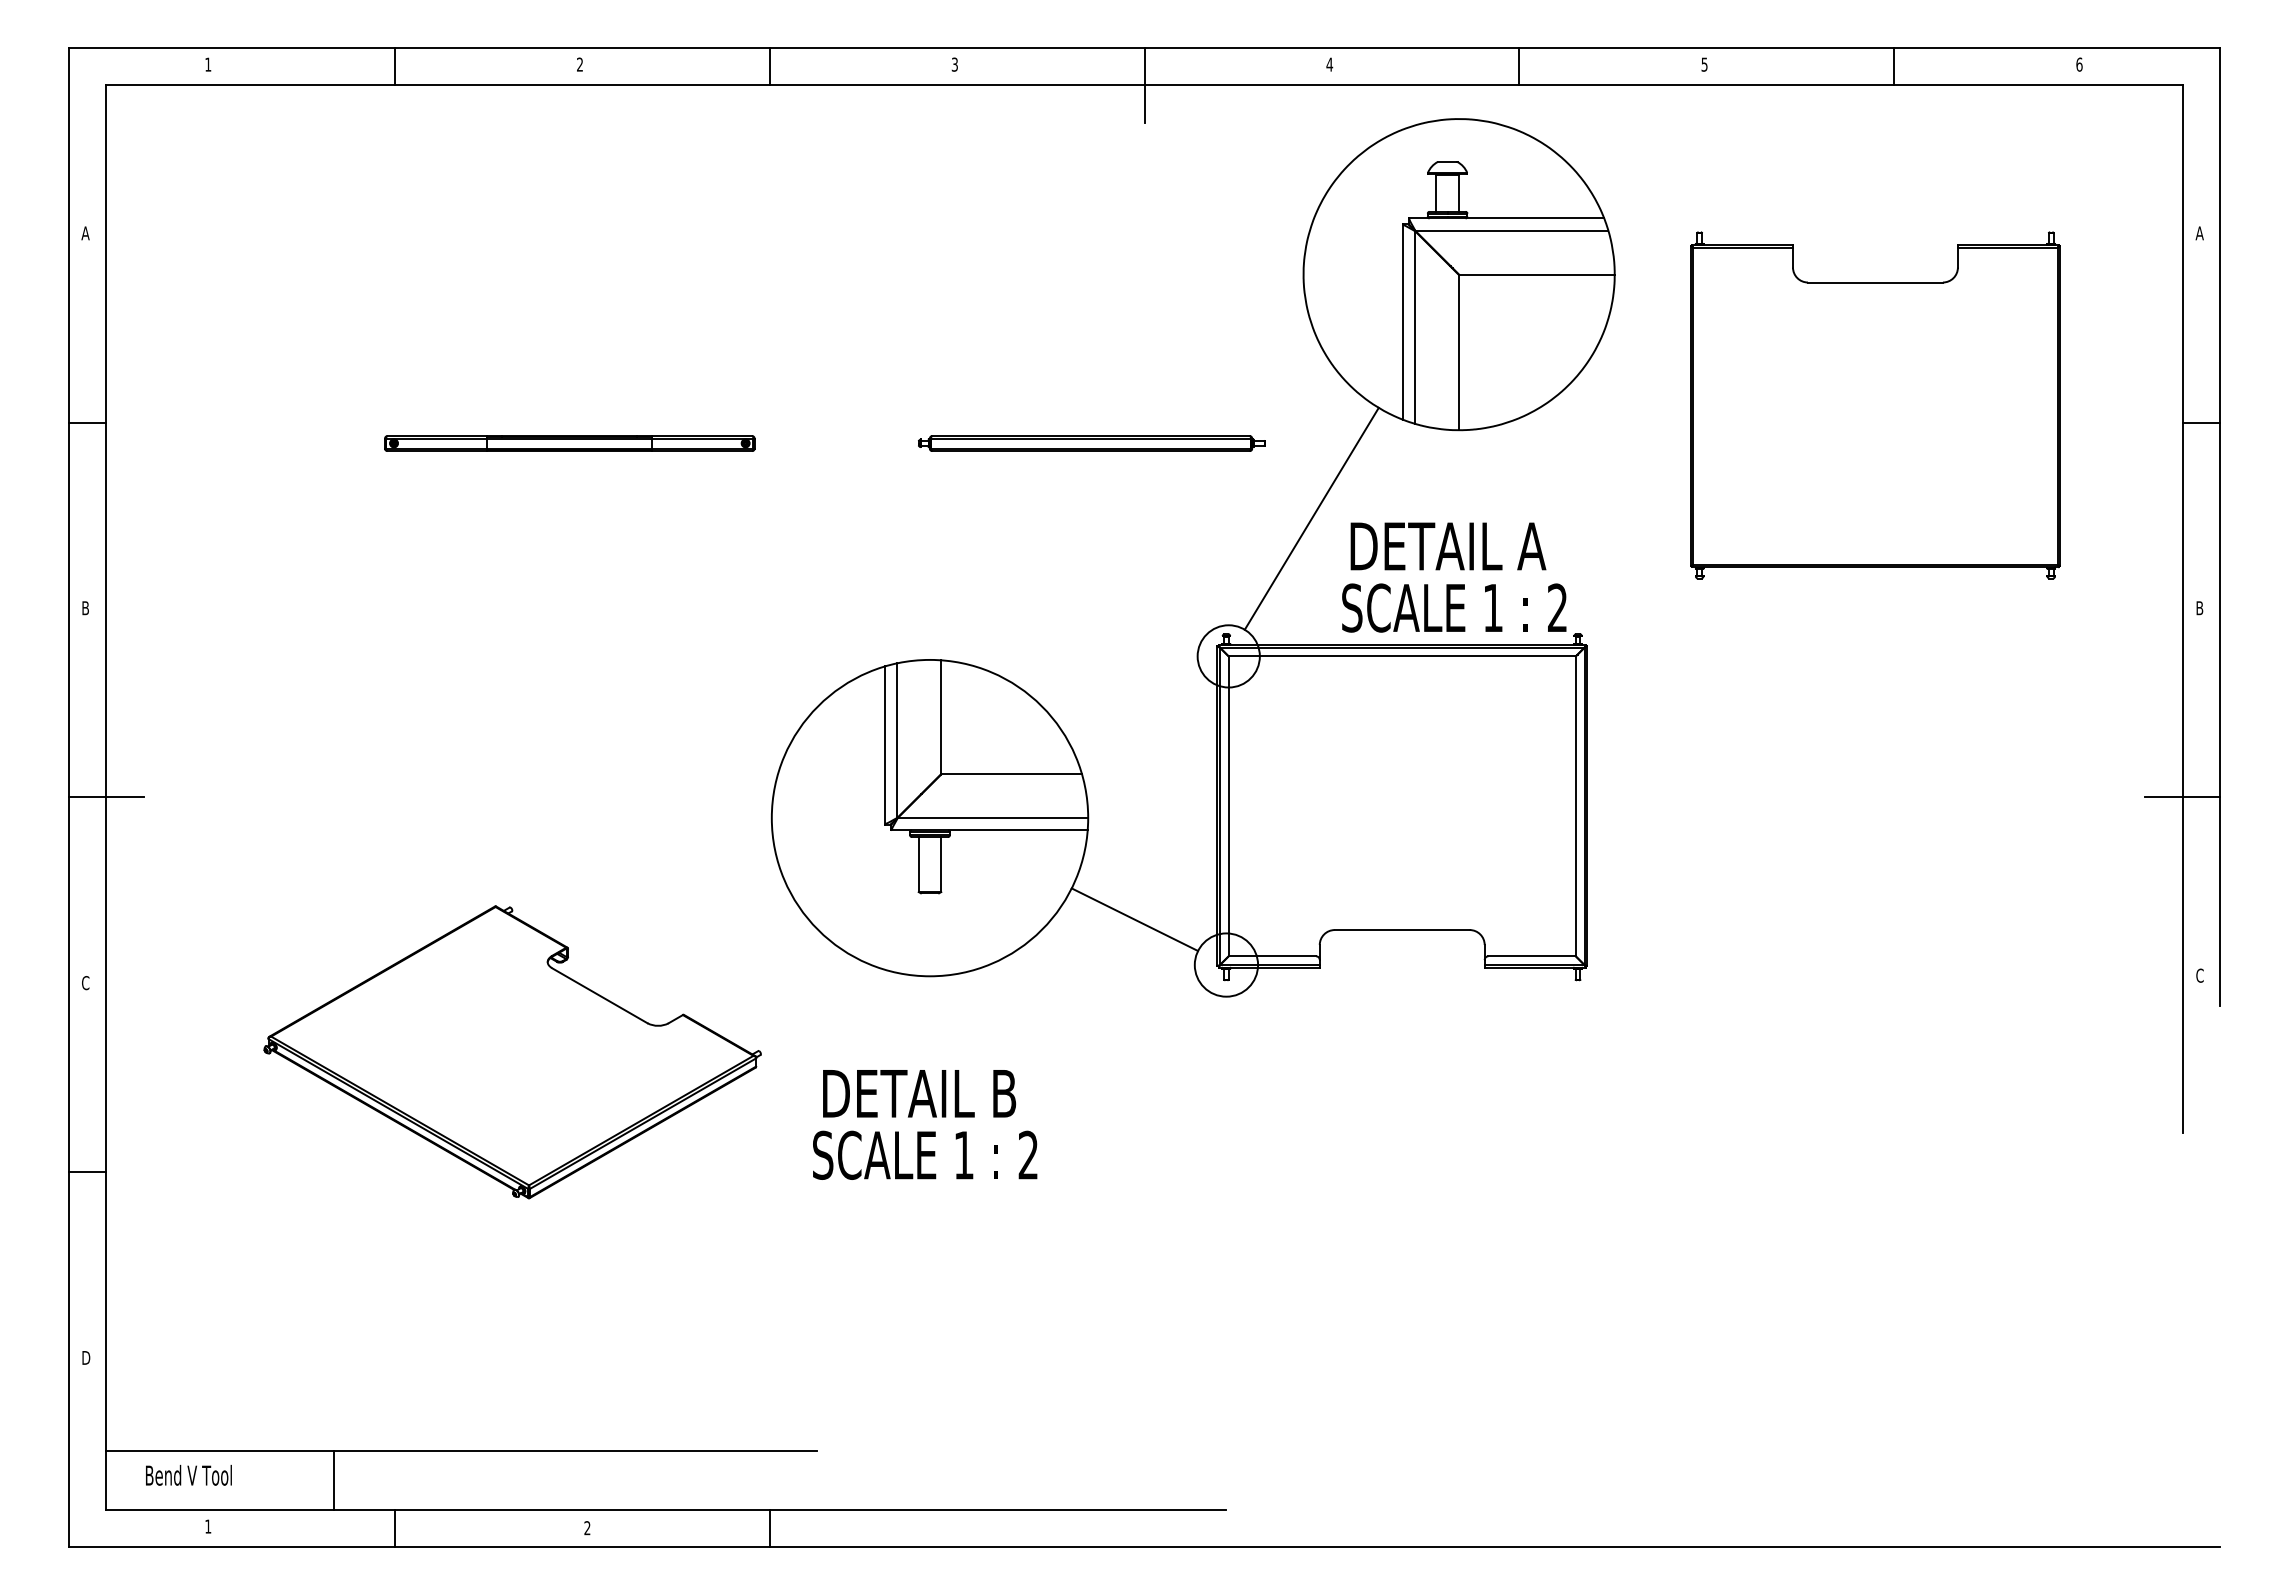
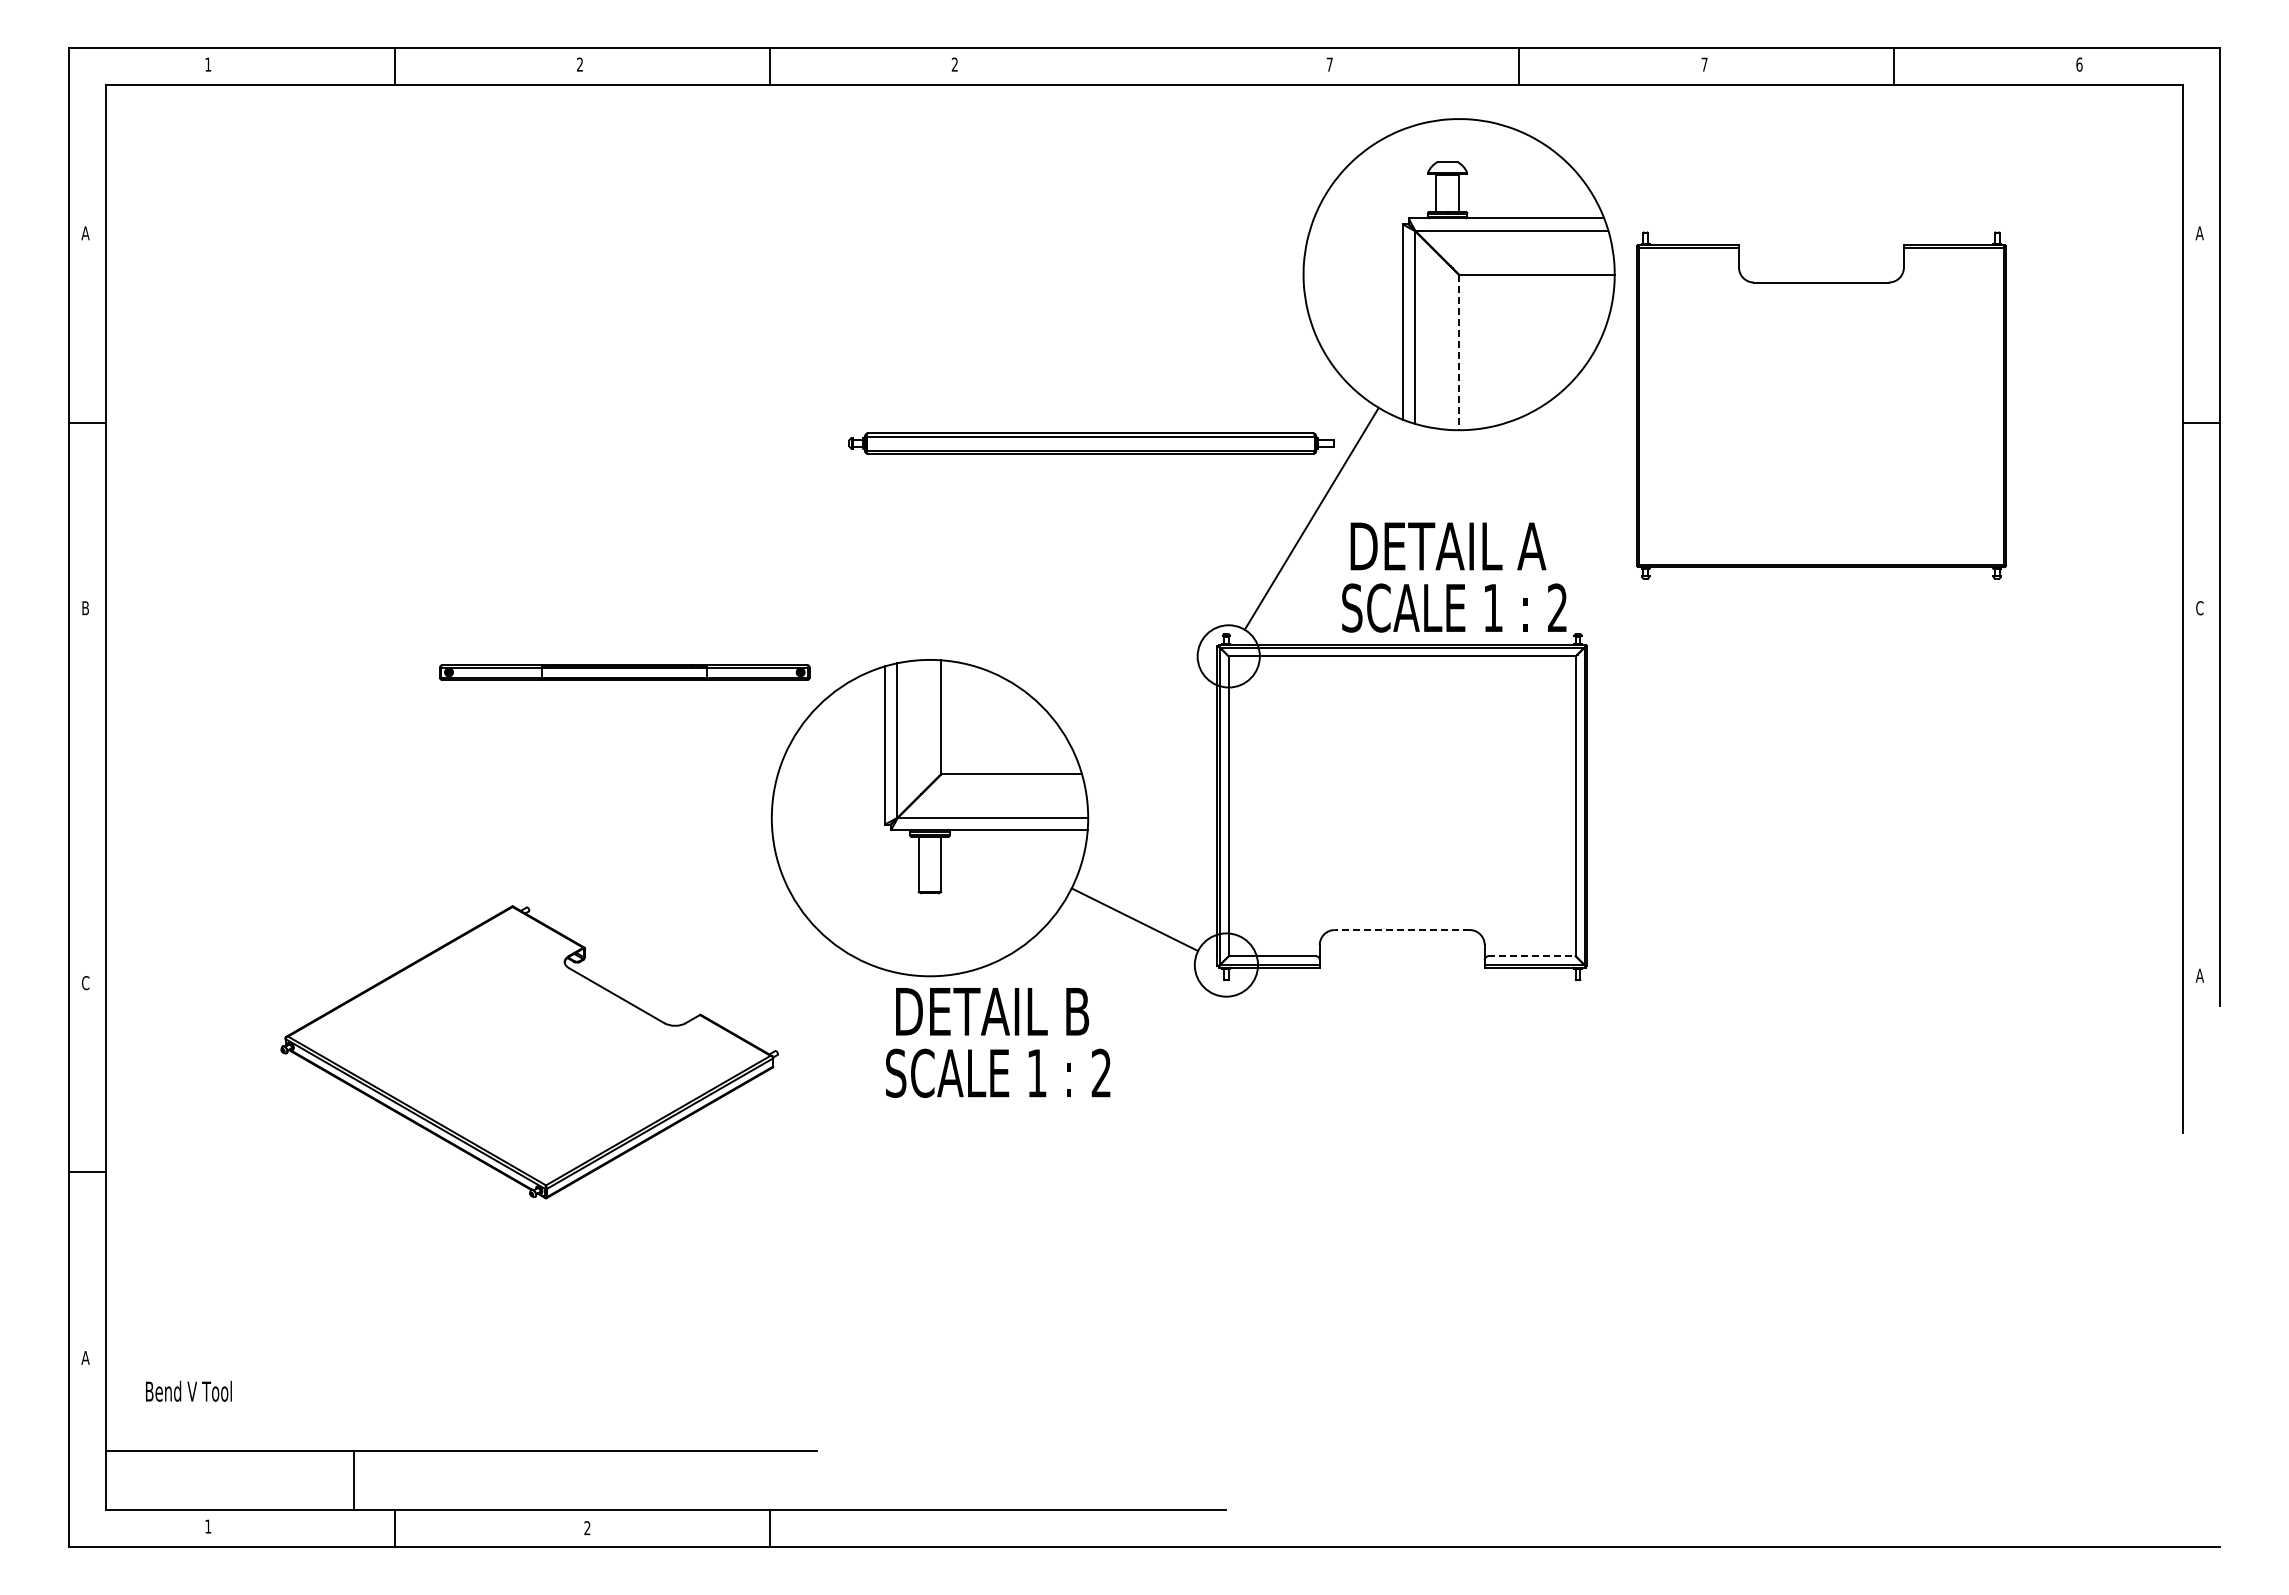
text: 3 -> 2 (954, 64)
text: 4 -> 7 (1329, 64)
text: 5 -> 7 (1704, 64)
line: present -> none (1144, 84)
line: solid -> dashed (1458, 352)
part position: (1875, 405) -> (1821, 405) (1821, 405)
part position: (569, 443) -> (624, 672) (624, 672)
part size: 348x17 px -> 487x23 px (1091, 443)
text: B -> C (2199, 608)
line: present -> none (105, 797)
line: present -> none (2182, 797)
line: solid -> dashed (1401, 930)
line: solid -> dashed (1532, 956)
text: C -> A (2199, 975)
part position: (512, 1052) -> (529, 1052) (529, 1052)
text position: (925, 1124) -> (998, 1042) (998, 1042)
text: D -> A (85, 1357)
text position: (188, 1474) -> (188, 1390) (188, 1390)
line position: (333, 1480) -> (353, 1480) (353, 1480)
